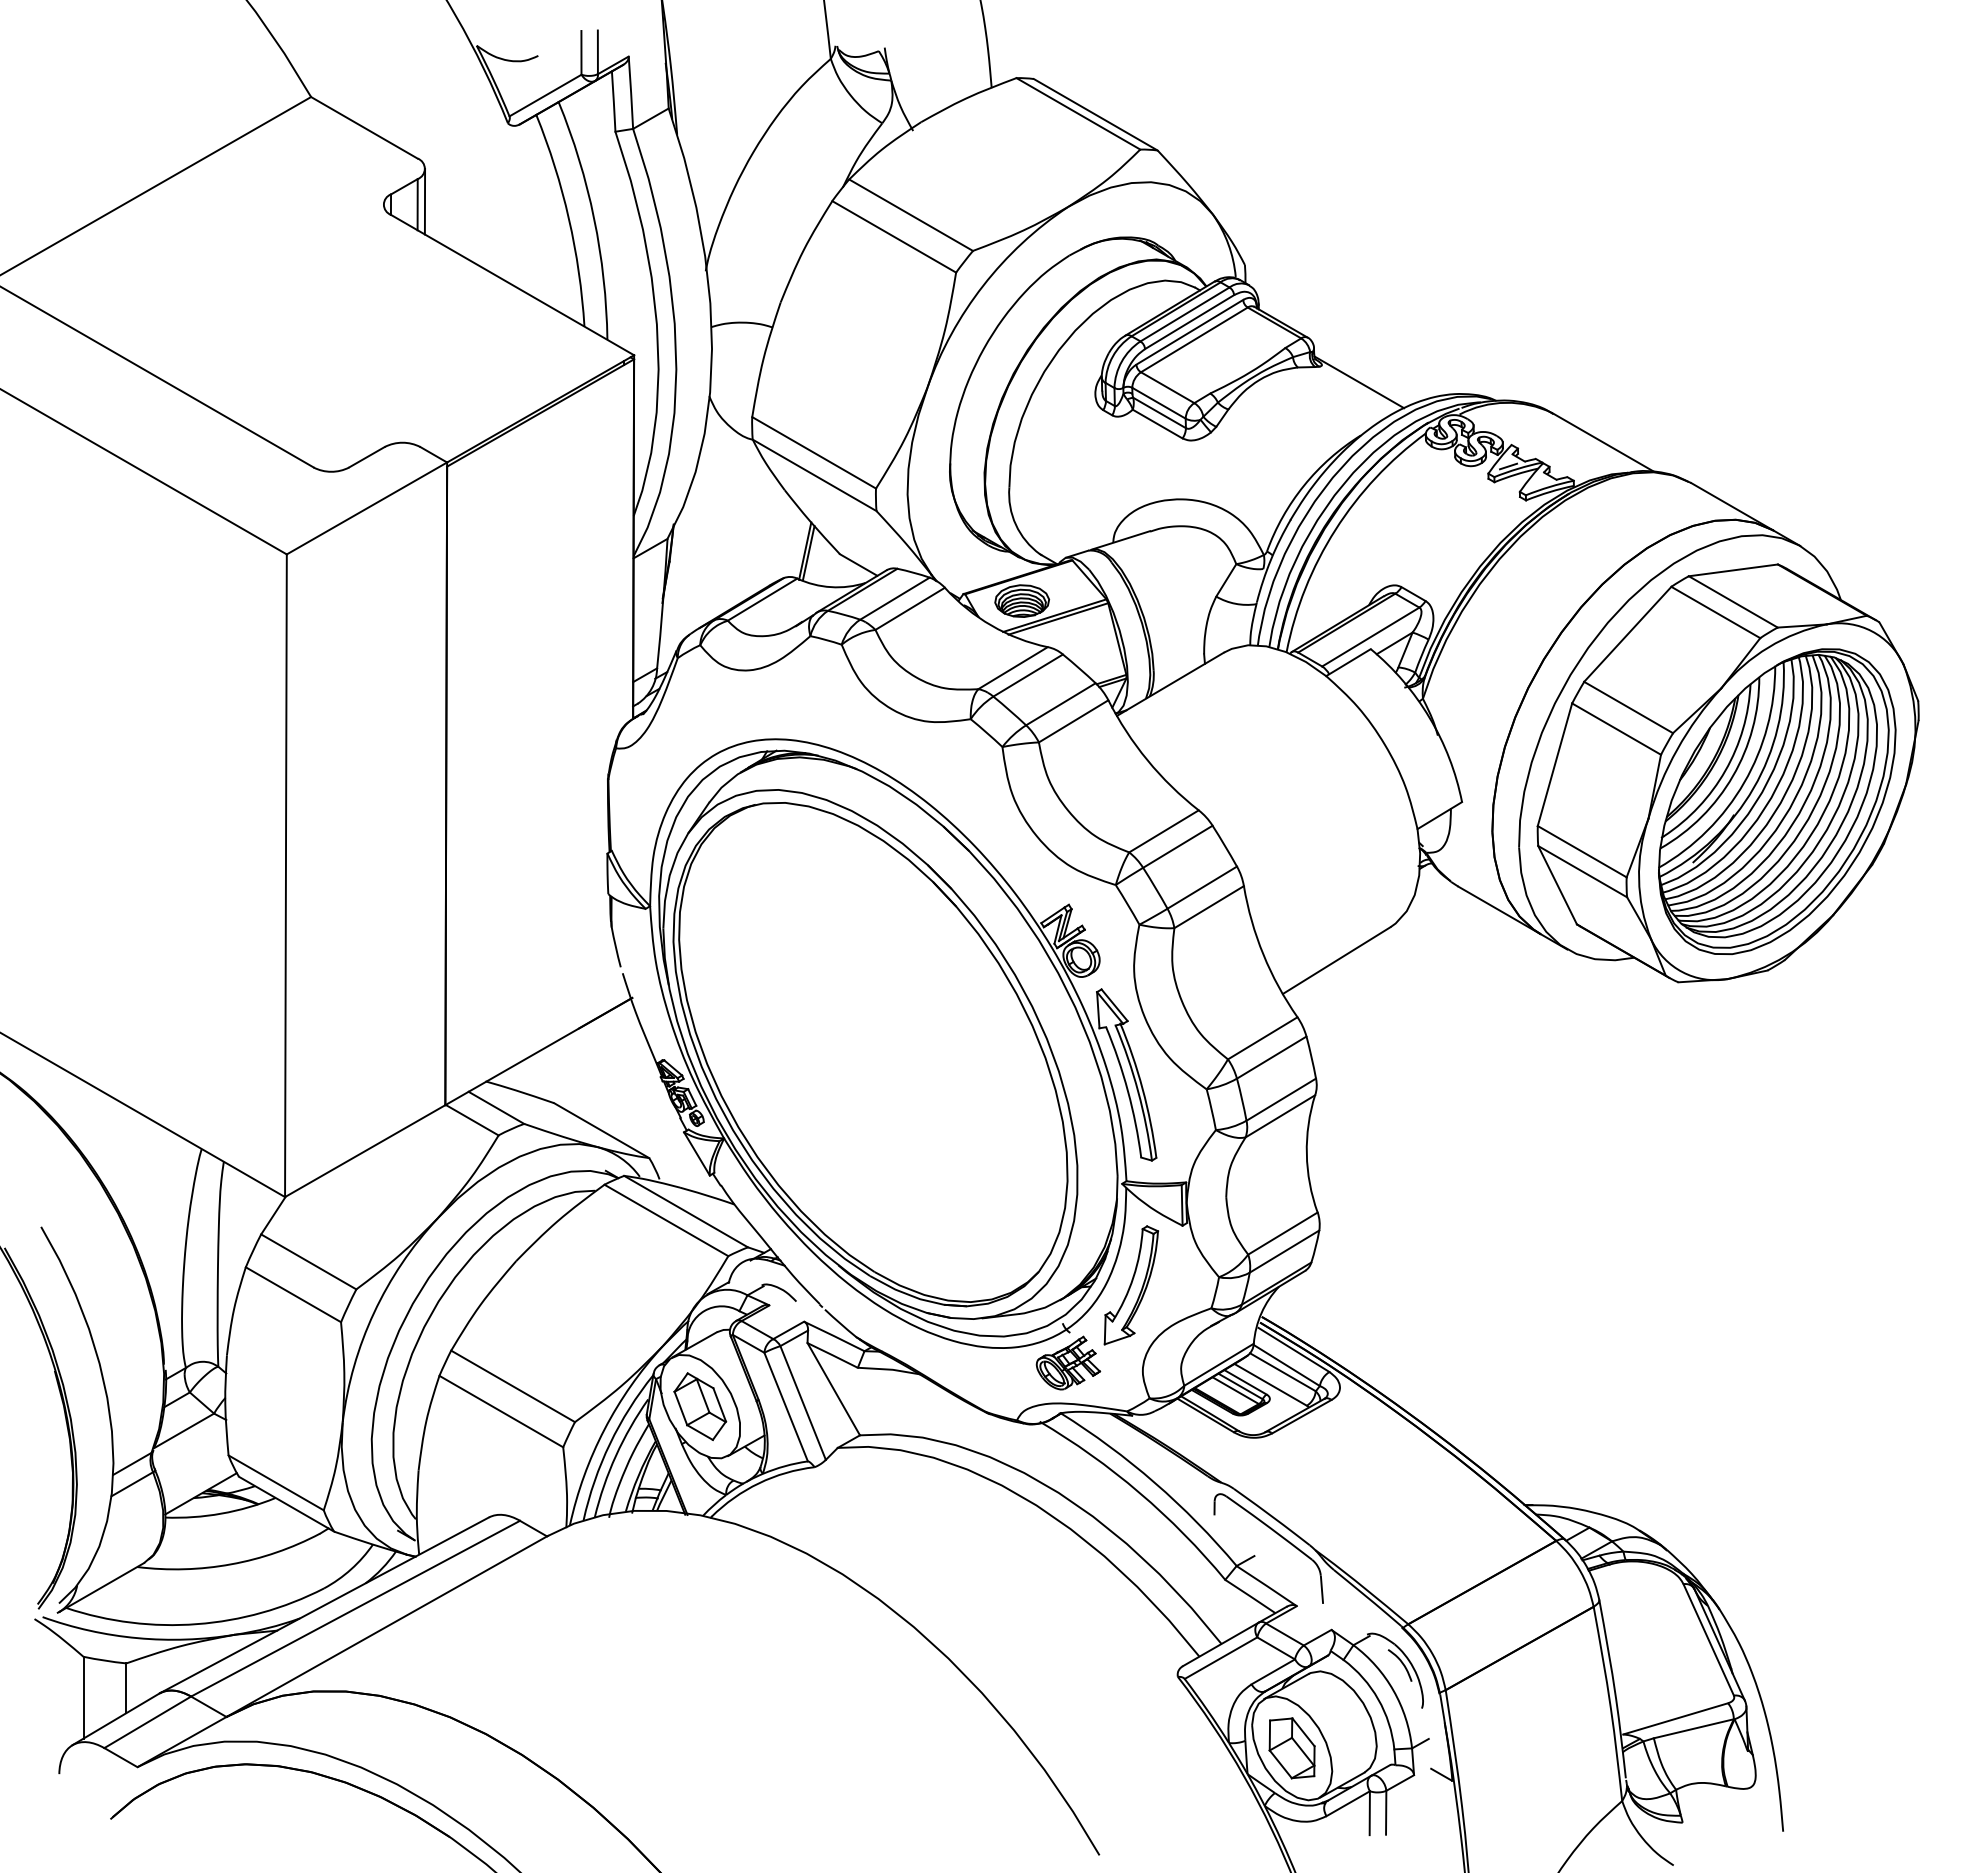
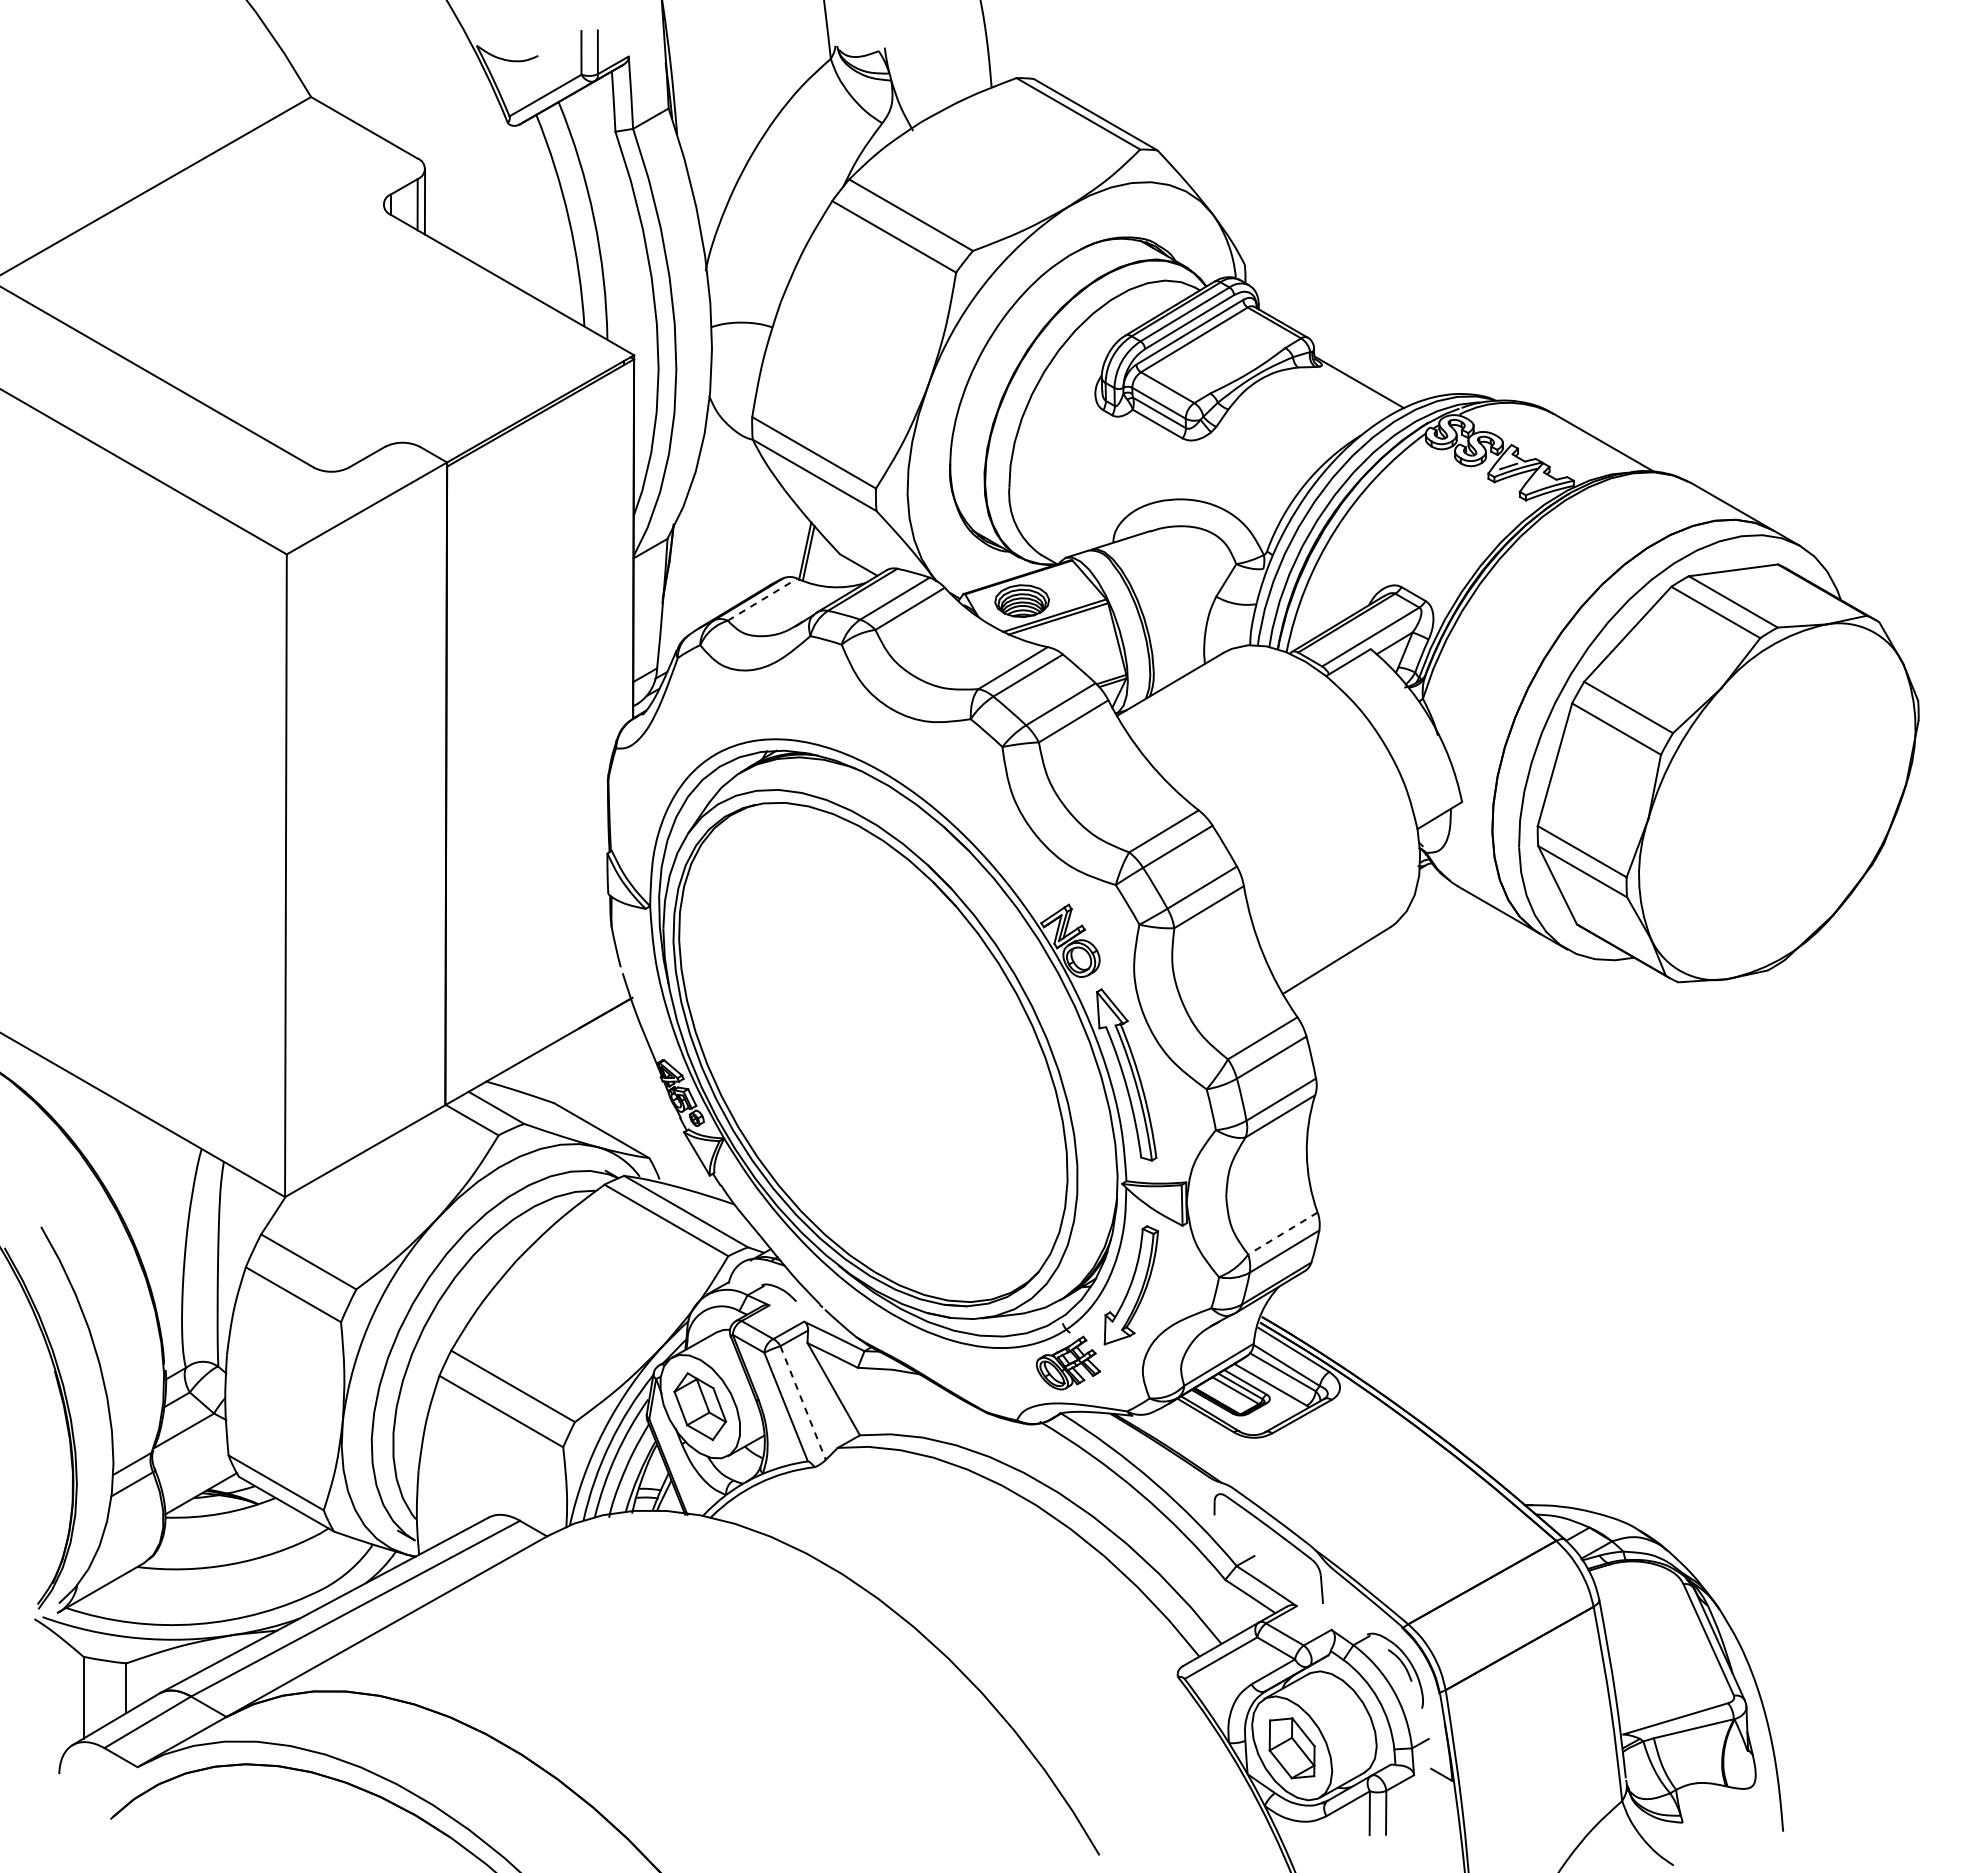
line: solid -> dashed (762, 599)
part: present -> none (1777, 801)
line: solid -> dashed (1282, 1233)
line: solid -> dashed (803, 1403)
